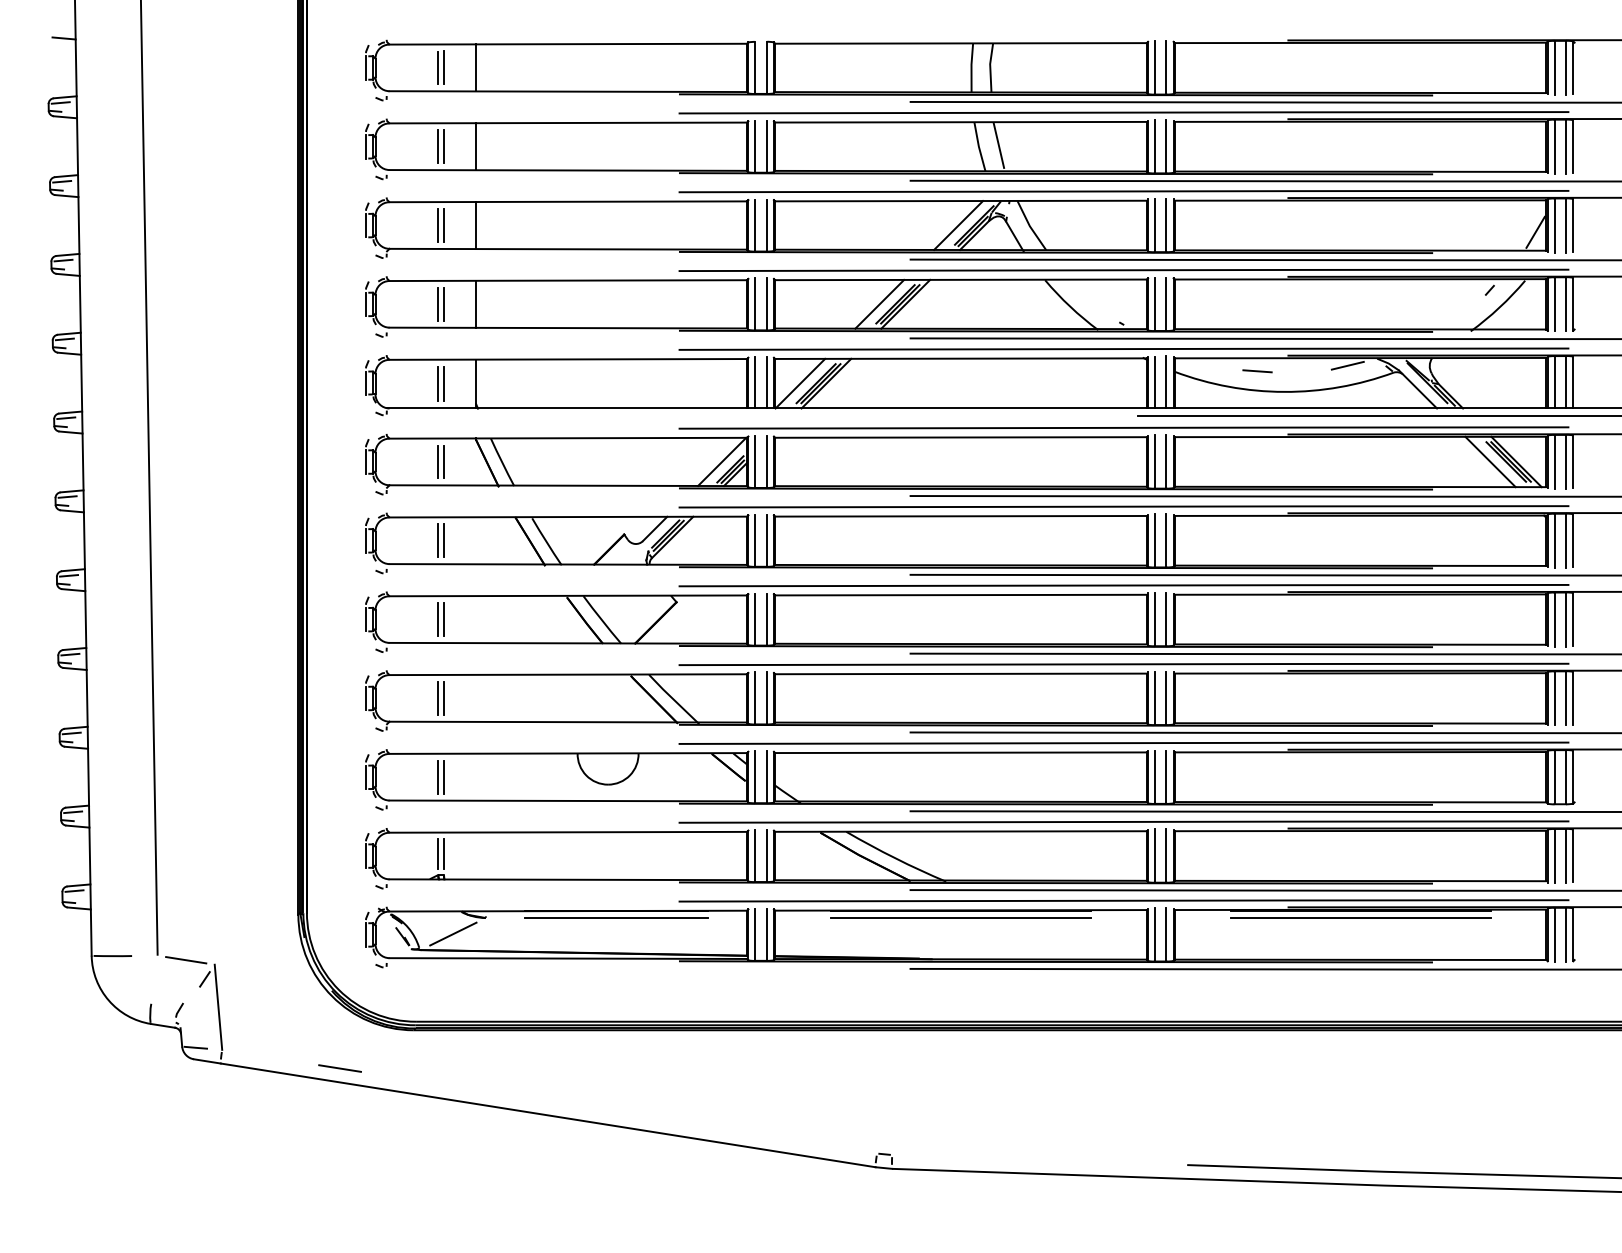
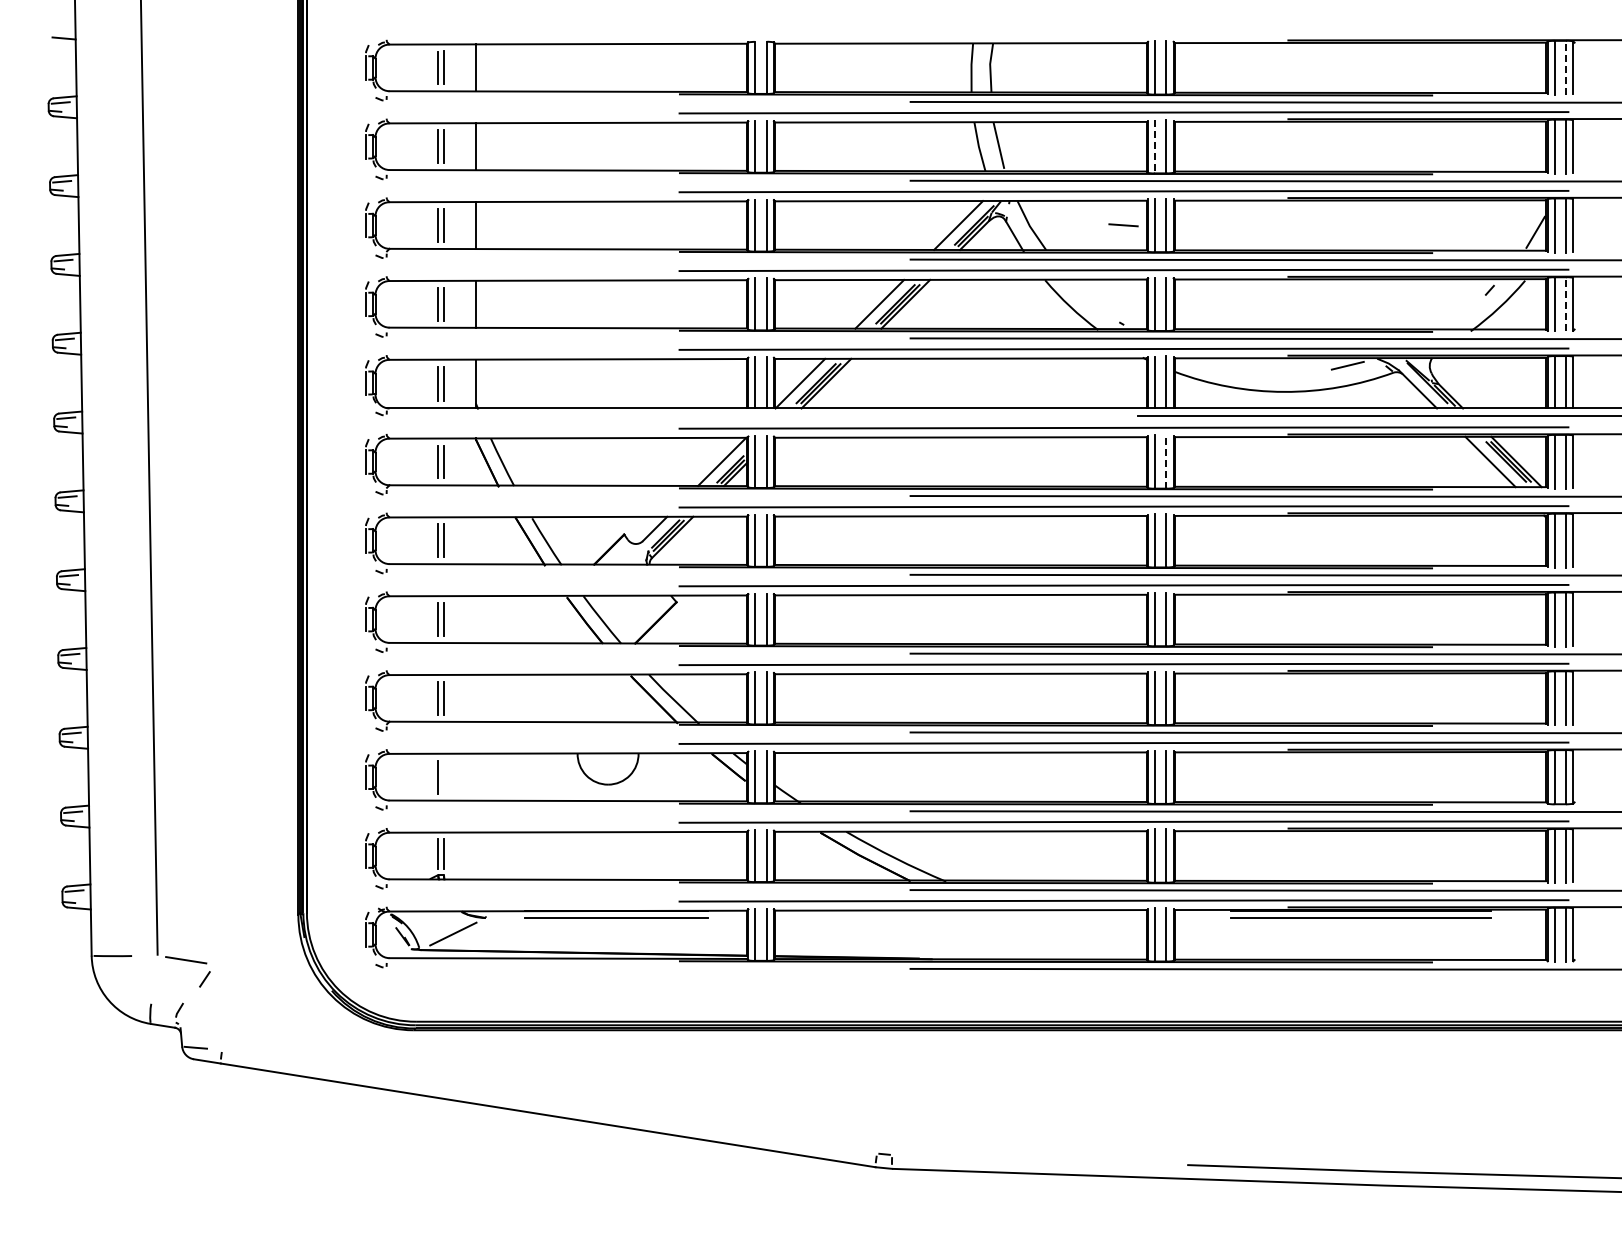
line: solid -> dashed (1566, 67)
line: solid -> dashed (1154, 146)
line: solid -> dashed (1566, 303)
line position: (1257, 371) -> (1123, 225) (1123, 225)
line: solid -> dashed (1166, 461)
line: present -> none (443, 776)
line: present -> none (960, 911)
line: present -> none (960, 918)
line: present -> none (218, 1006)
line: present -> none (339, 1068)
